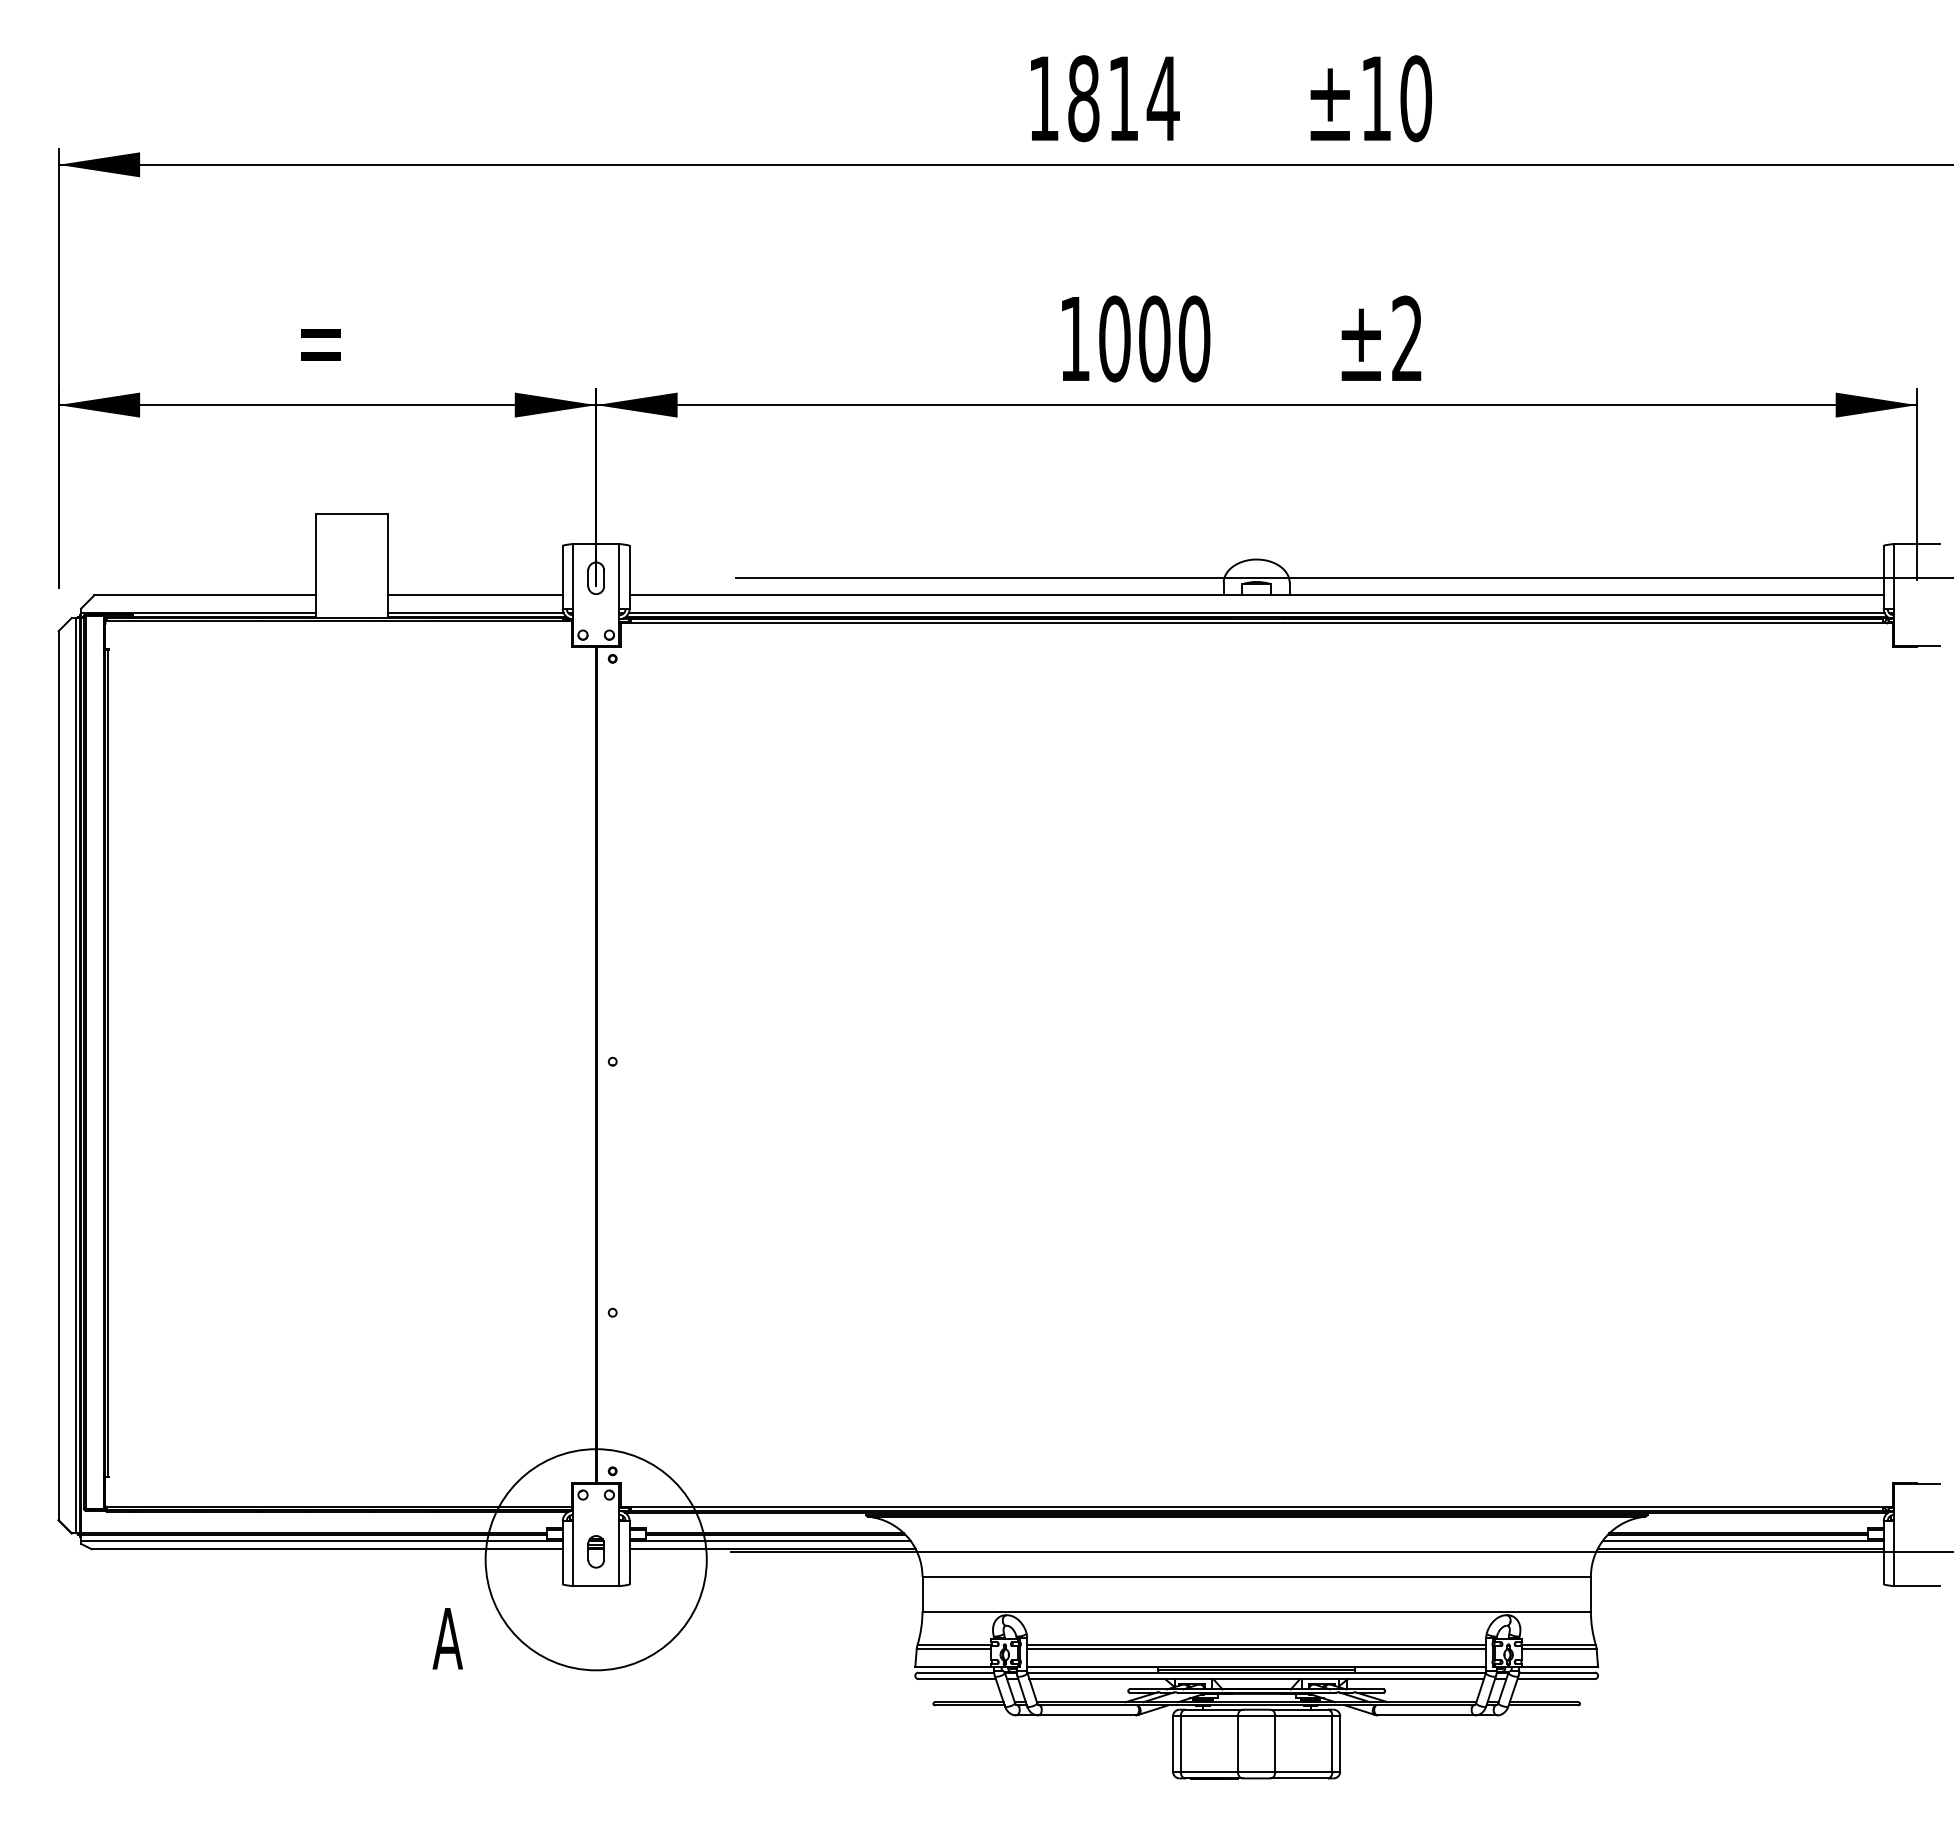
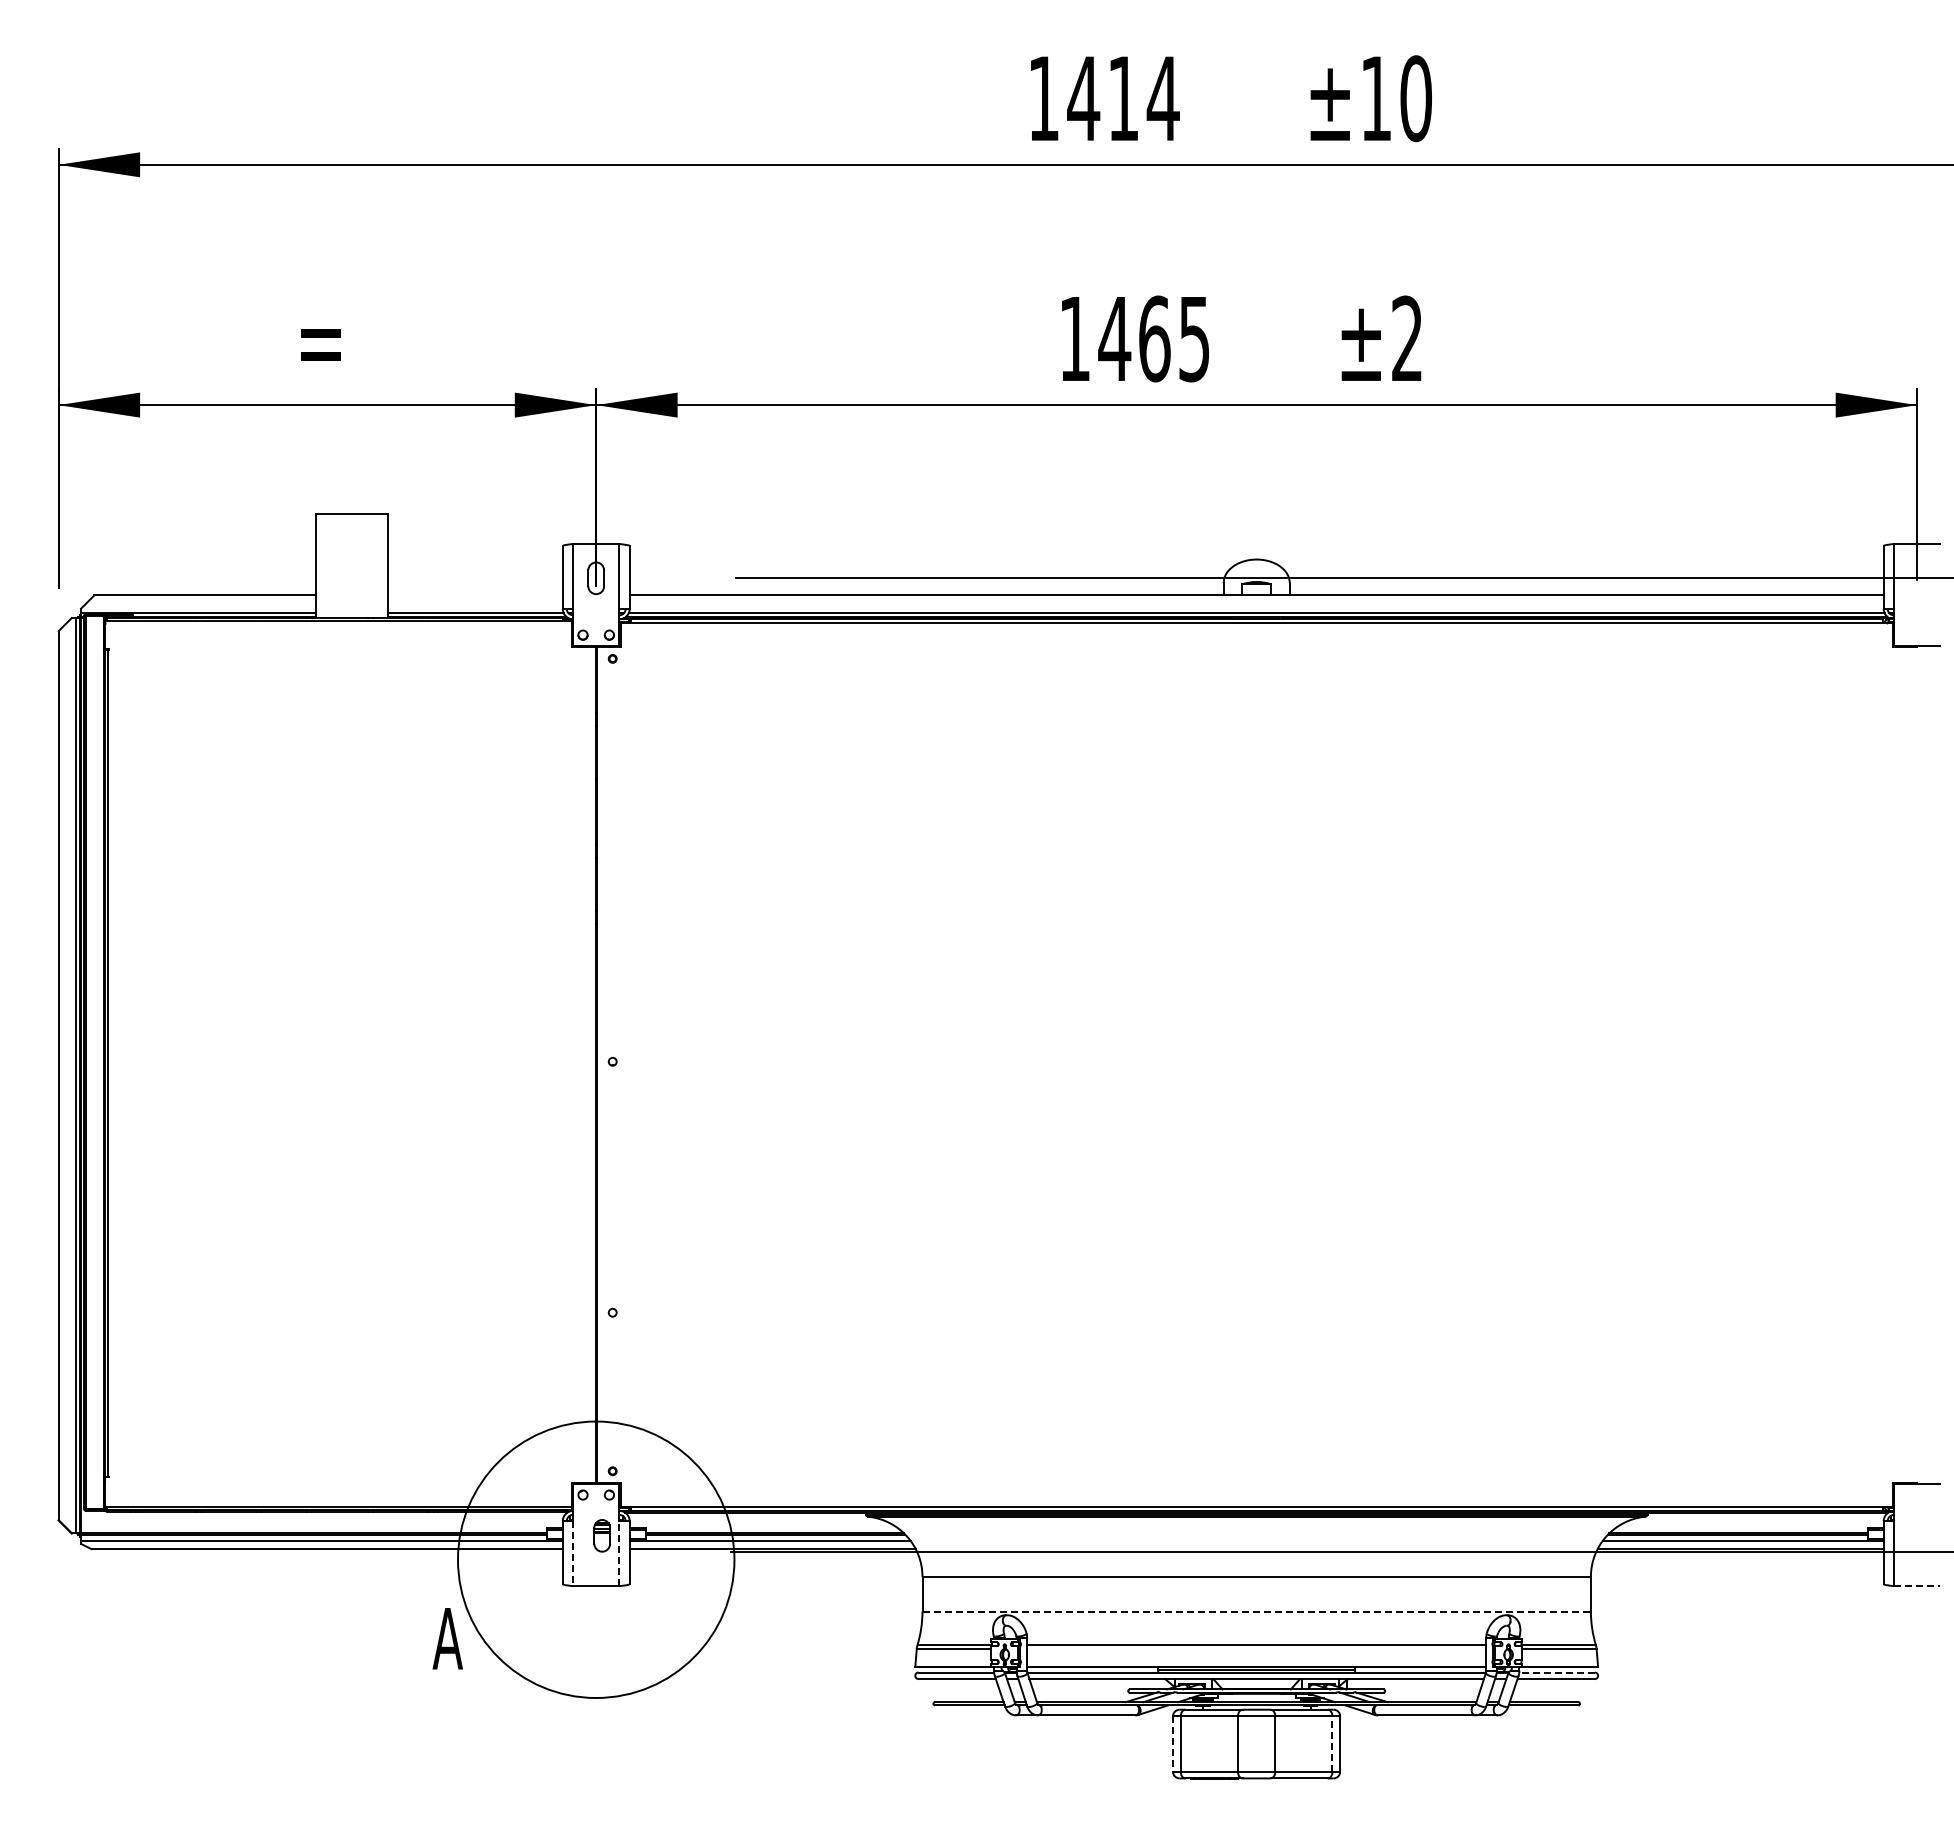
text: 1814 -> 1414 (1083, 98)
text: 1000 -> 1465 (1154, 338)
line: present -> none (474, 595)
part position: (595, 1551) -> (601, 1535) (601, 1535)
line: solid -> dashed (619, 1553)
line: solid -> dashed (573, 1554)
circle diameter: 221 px -> 276 px (596, 1559)
line: solid -> dashed (1917, 1586)
line: solid -> dashed (1257, 1611)
line: present -> none (1256, 1649)
line: solid -> dashed (1557, 1672)
line: solid -> dashed (1173, 1744)
line: solid -> dashed (1332, 1744)
